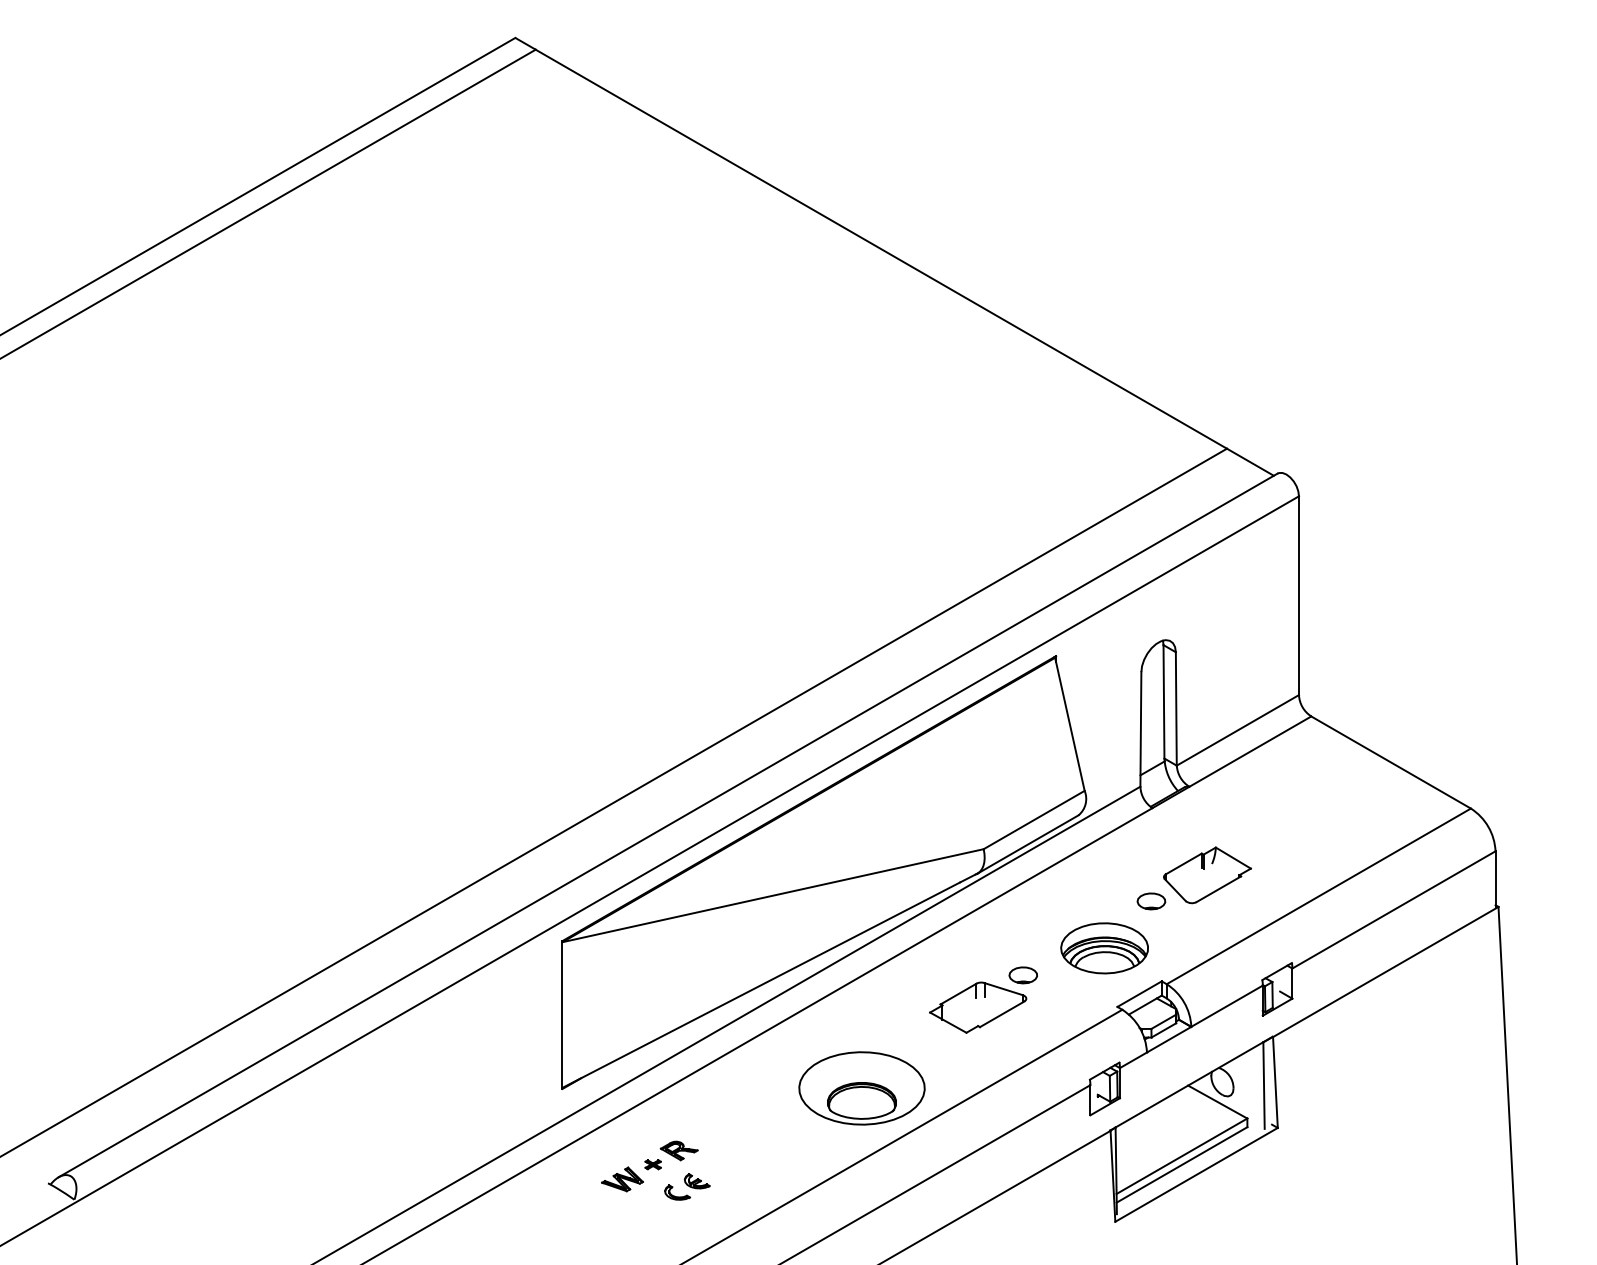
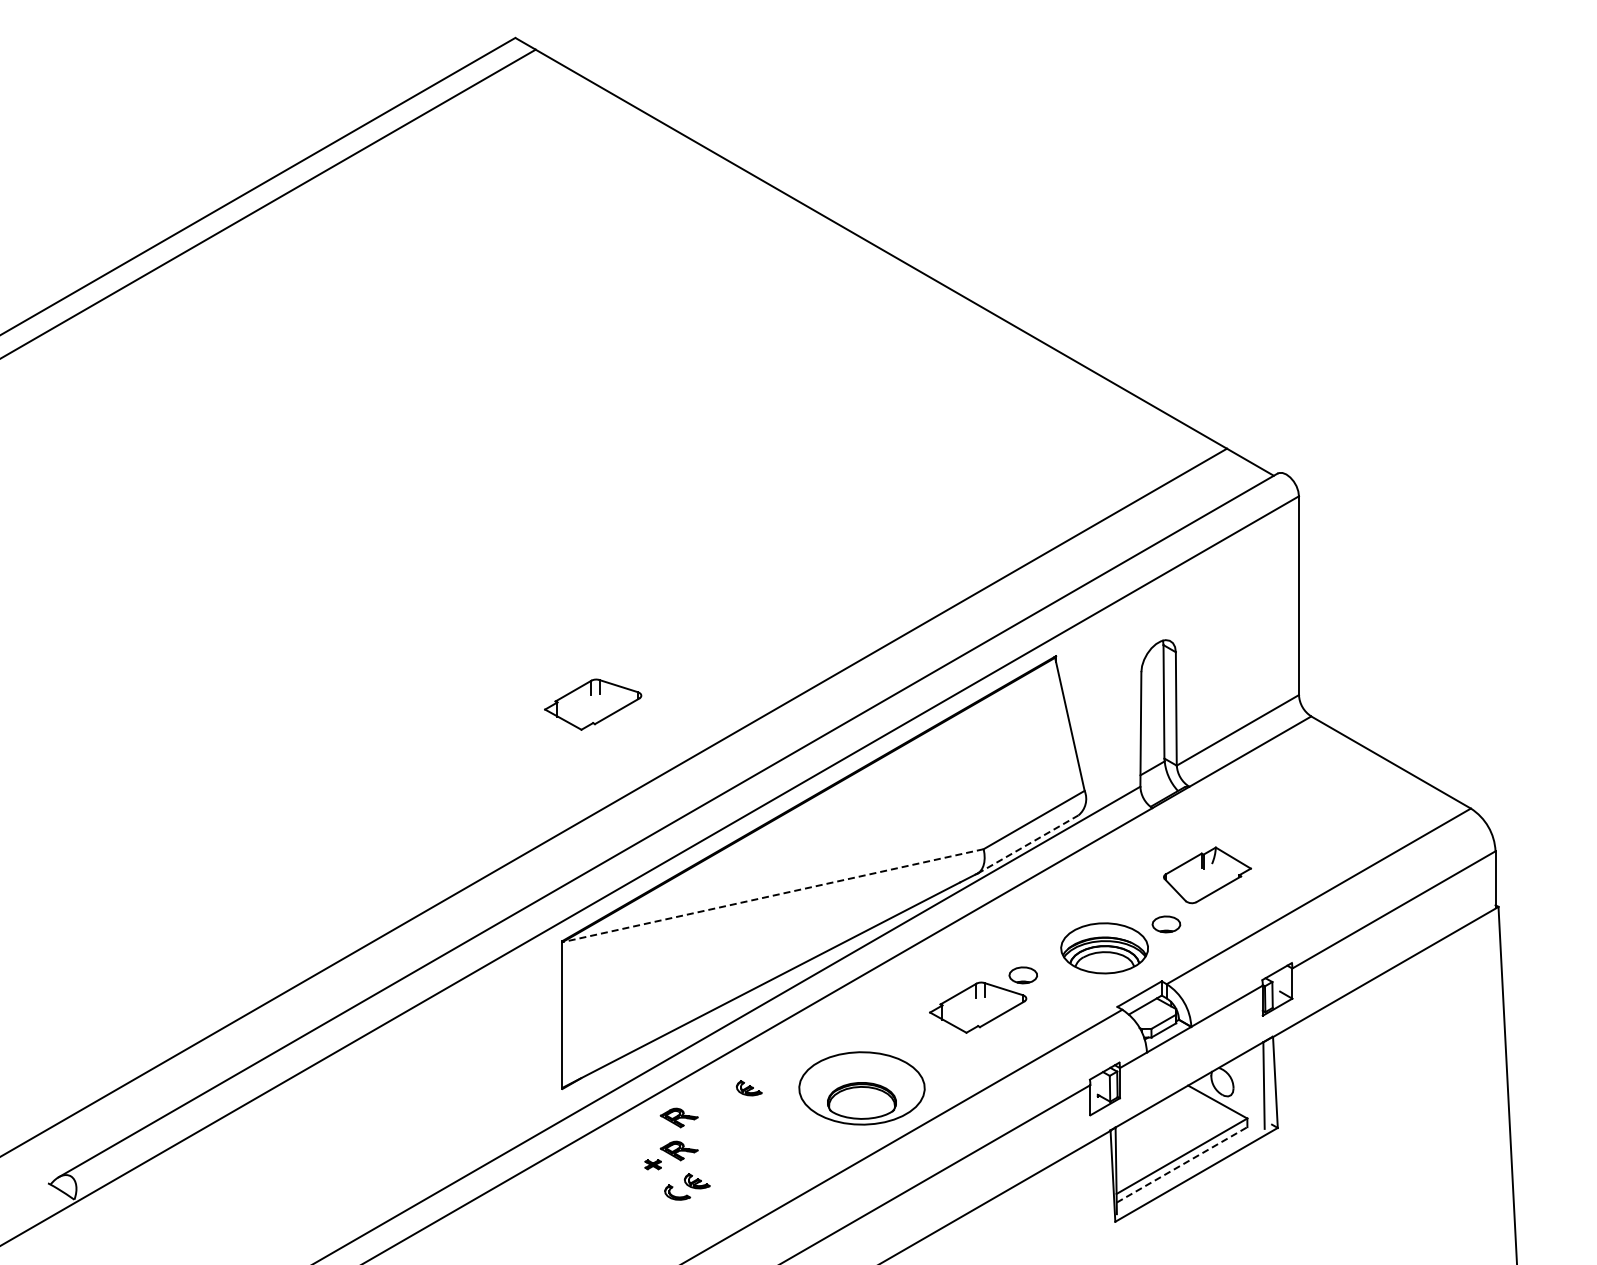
part: none -> present (593, 704)
line: solid -> dashed (1028, 844)
line: solid -> dashed (773, 895)
part position: (1151, 901) -> (1166, 924) (1166, 924)
part: none -> present (748, 1088)
part: none -> present (678, 1117)
line: solid -> dashed (1182, 1164)
part: present -> none (622, 1179)
